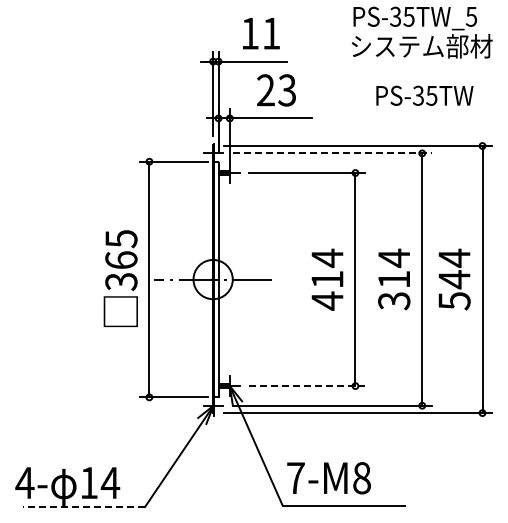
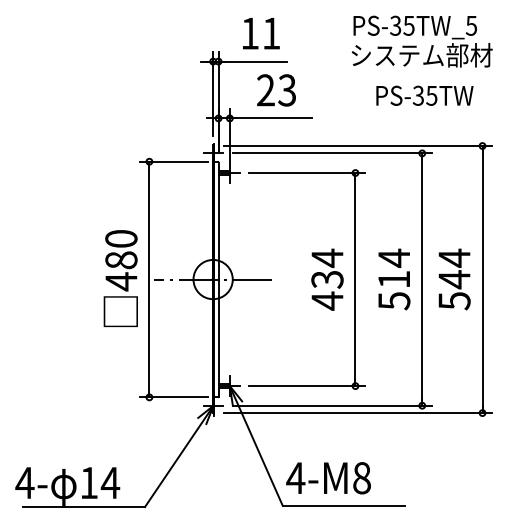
text position: (421, 32) -> (421, 41) (421, 41)
line: dashed -> solid (333, 153)
text: 365 -> 480 (121, 260)
text: 414 -> 434 (327, 279)
text: 314 -> 514 (393, 301)
line: dashed -> solid (307, 386)
text: 7-M8 -> 4-M8 (295, 477)
line: dashed -> solid (83, 507)
